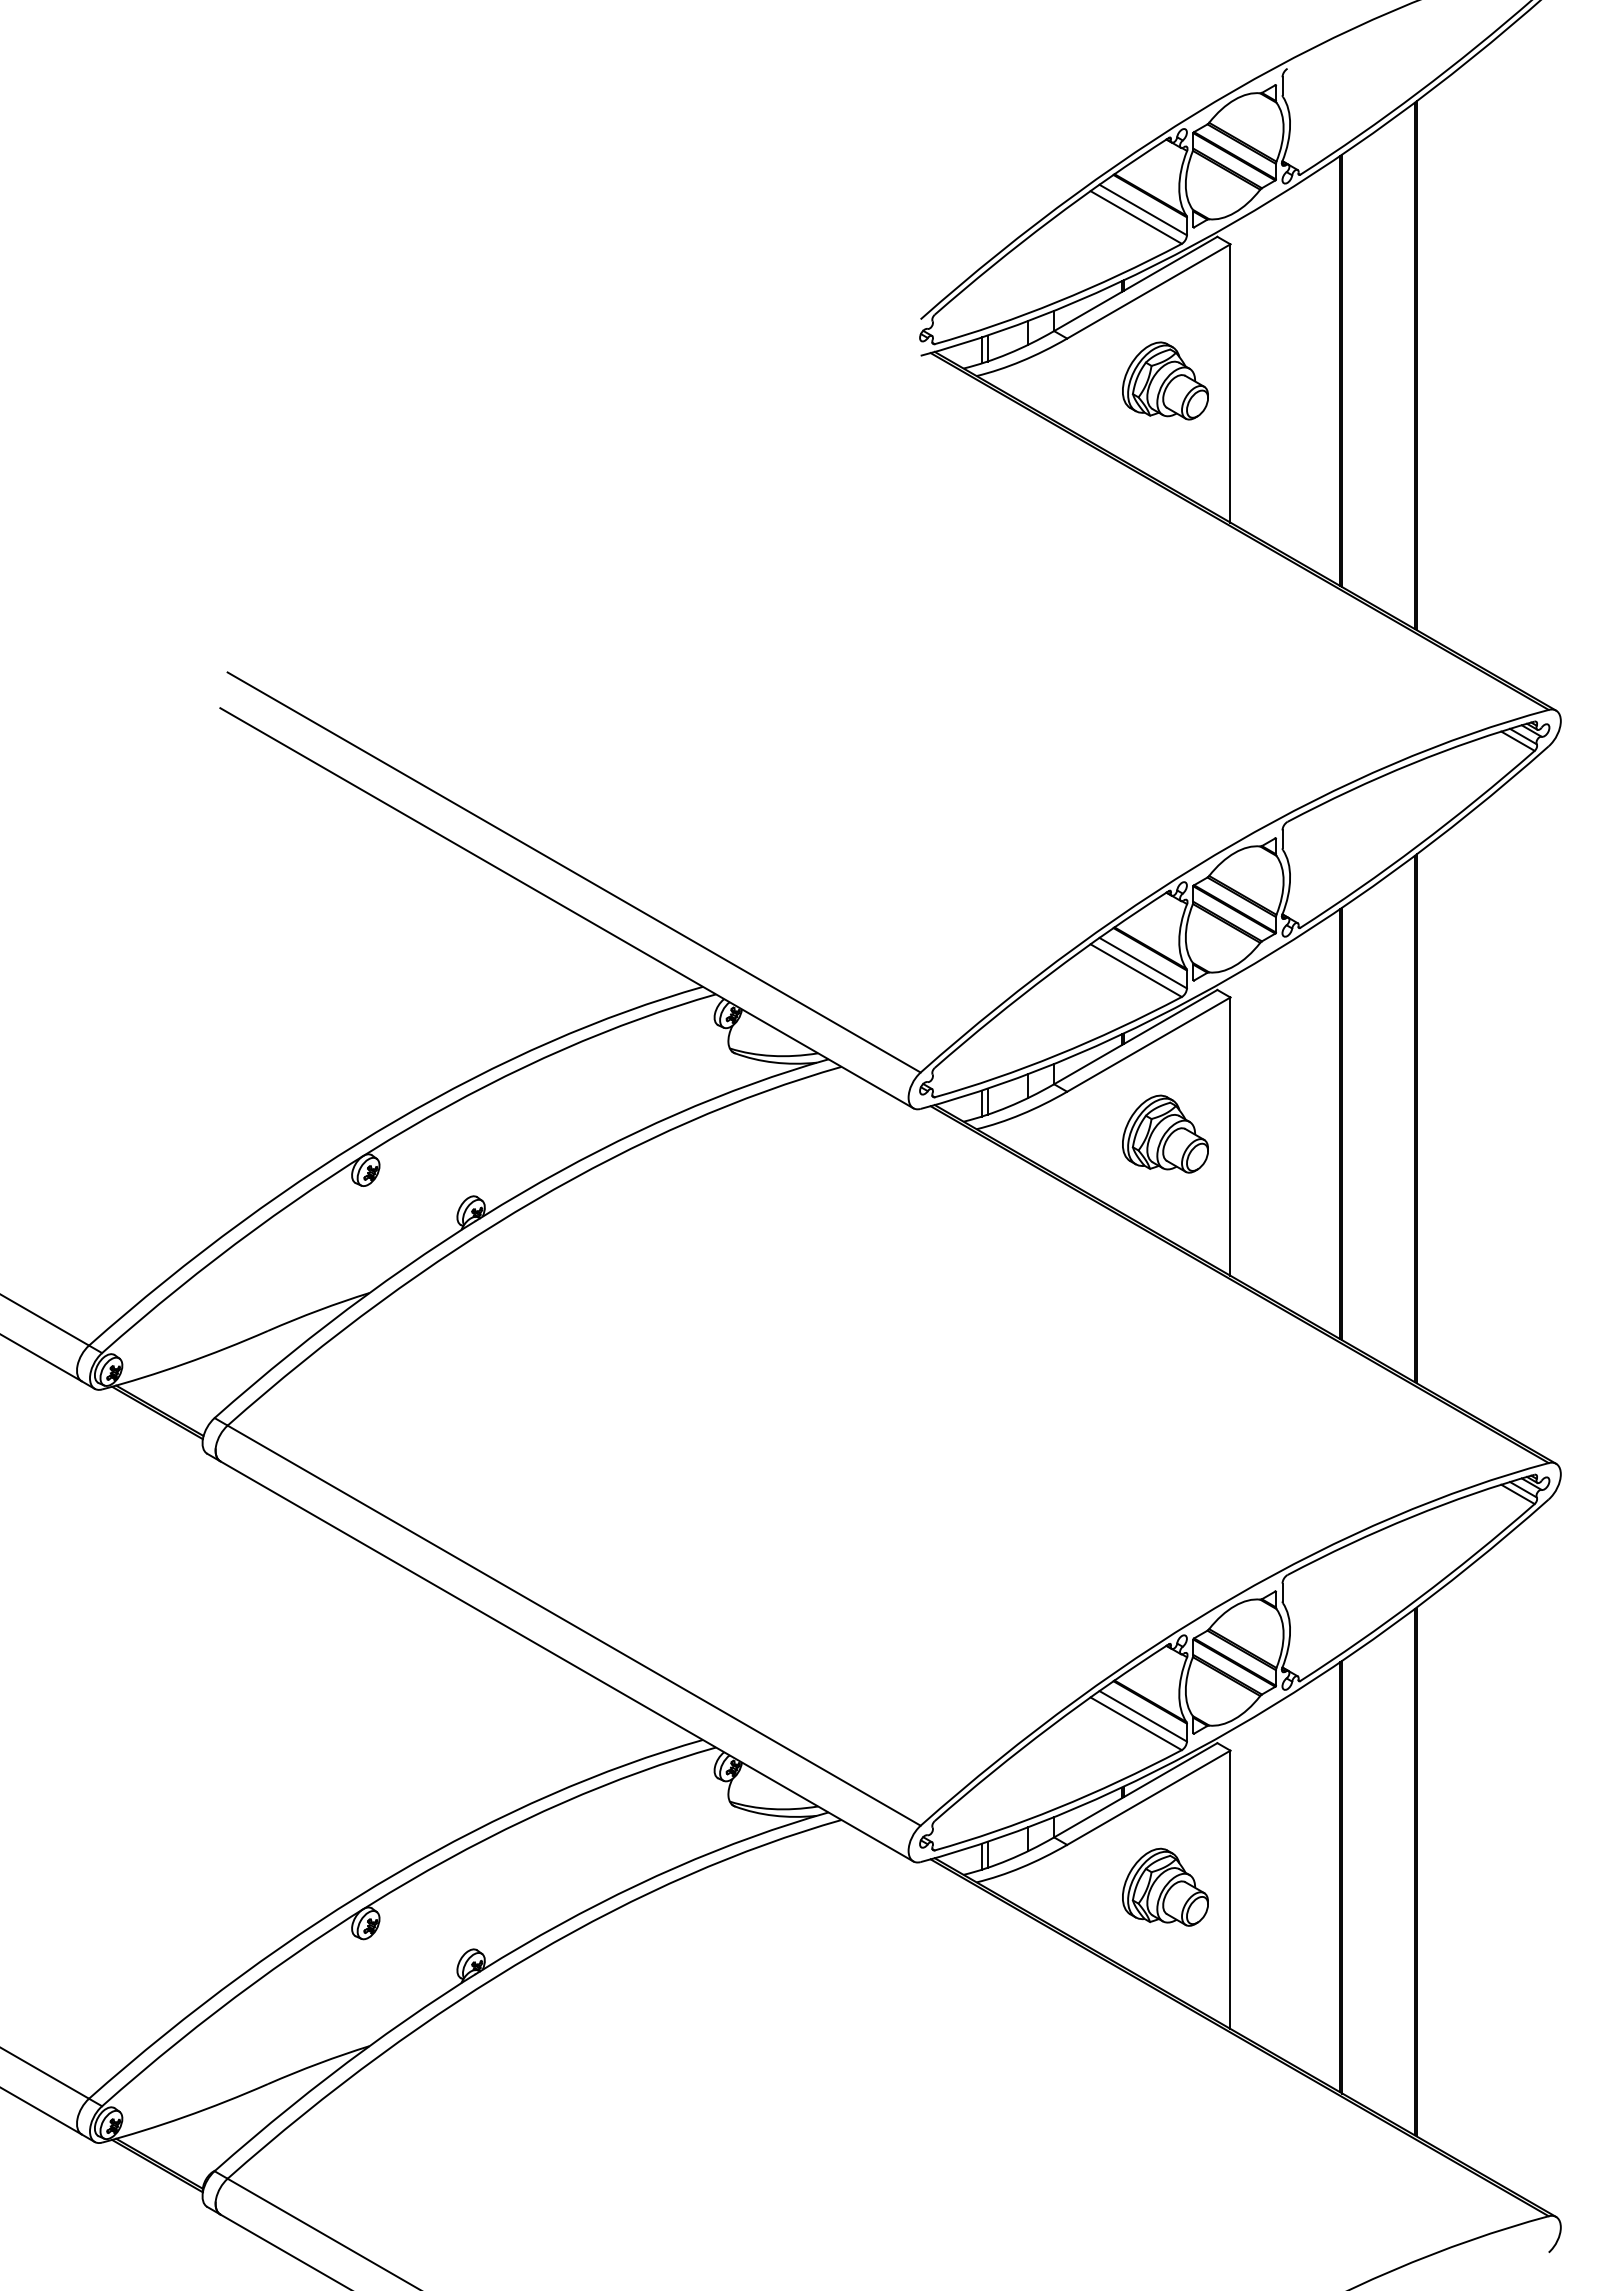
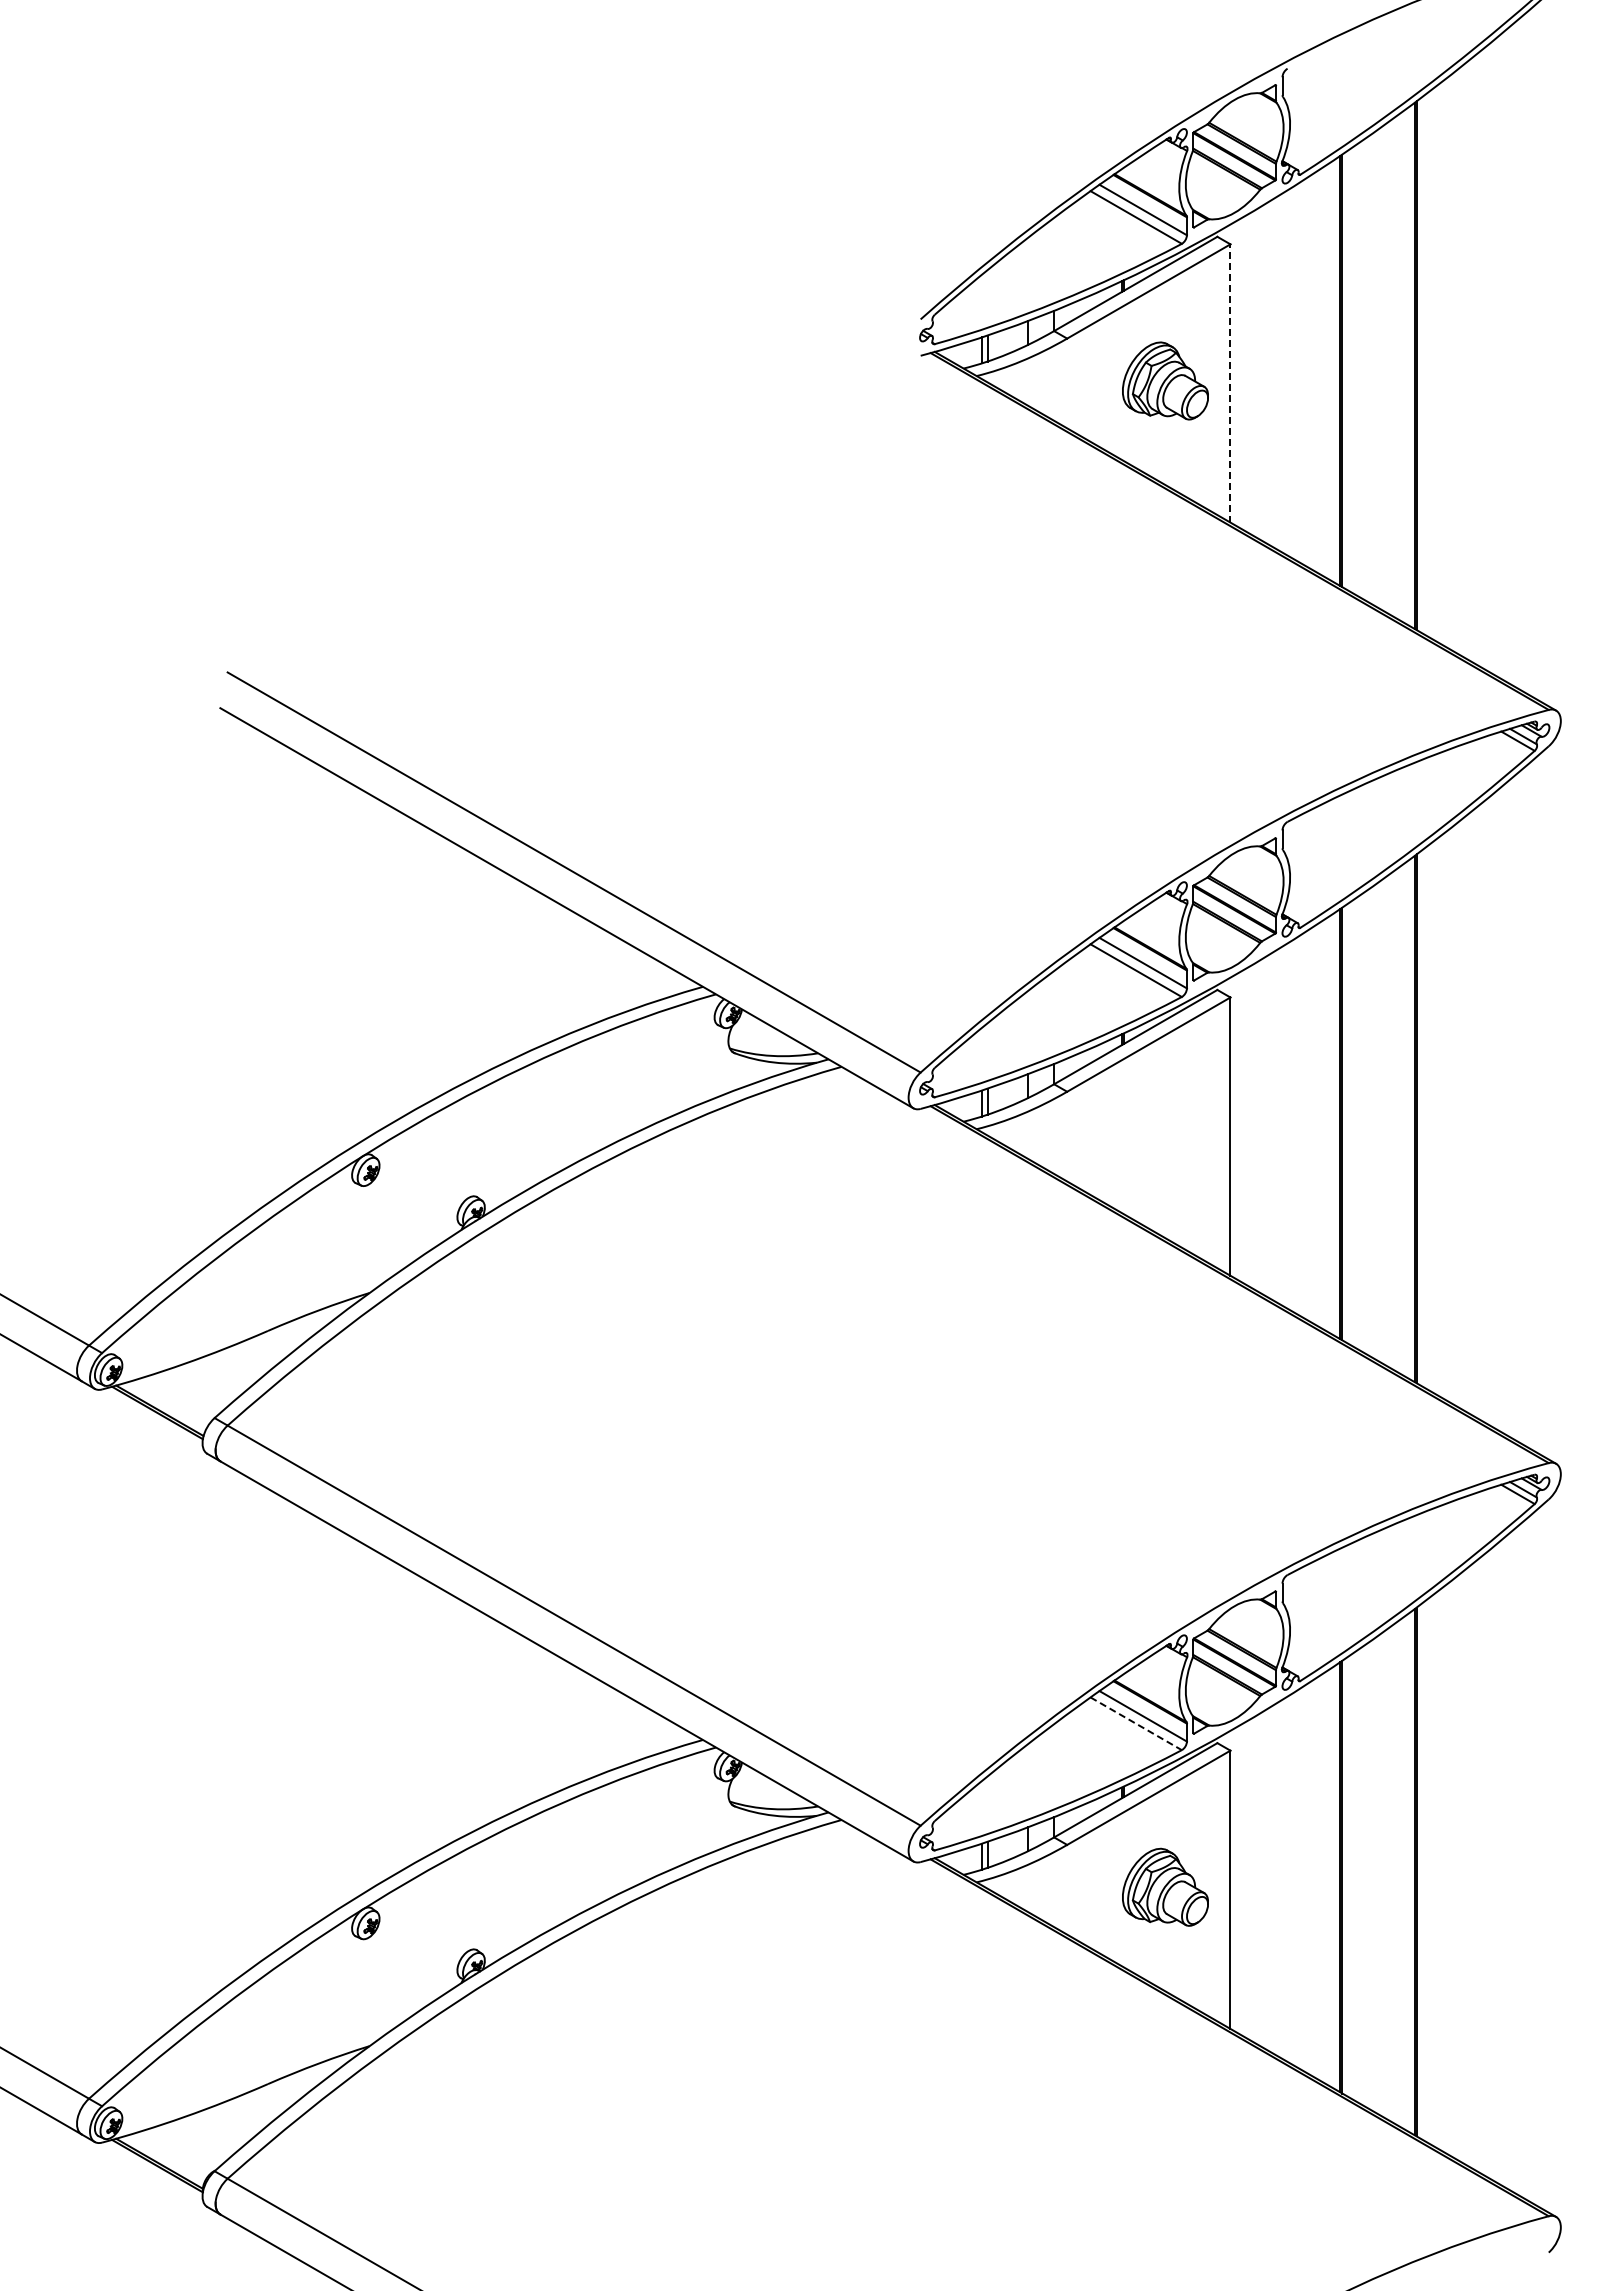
line: solid -> dashed (1230, 382)
part: present -> none (1165, 1133)
line: solid -> dashed (1136, 1723)
